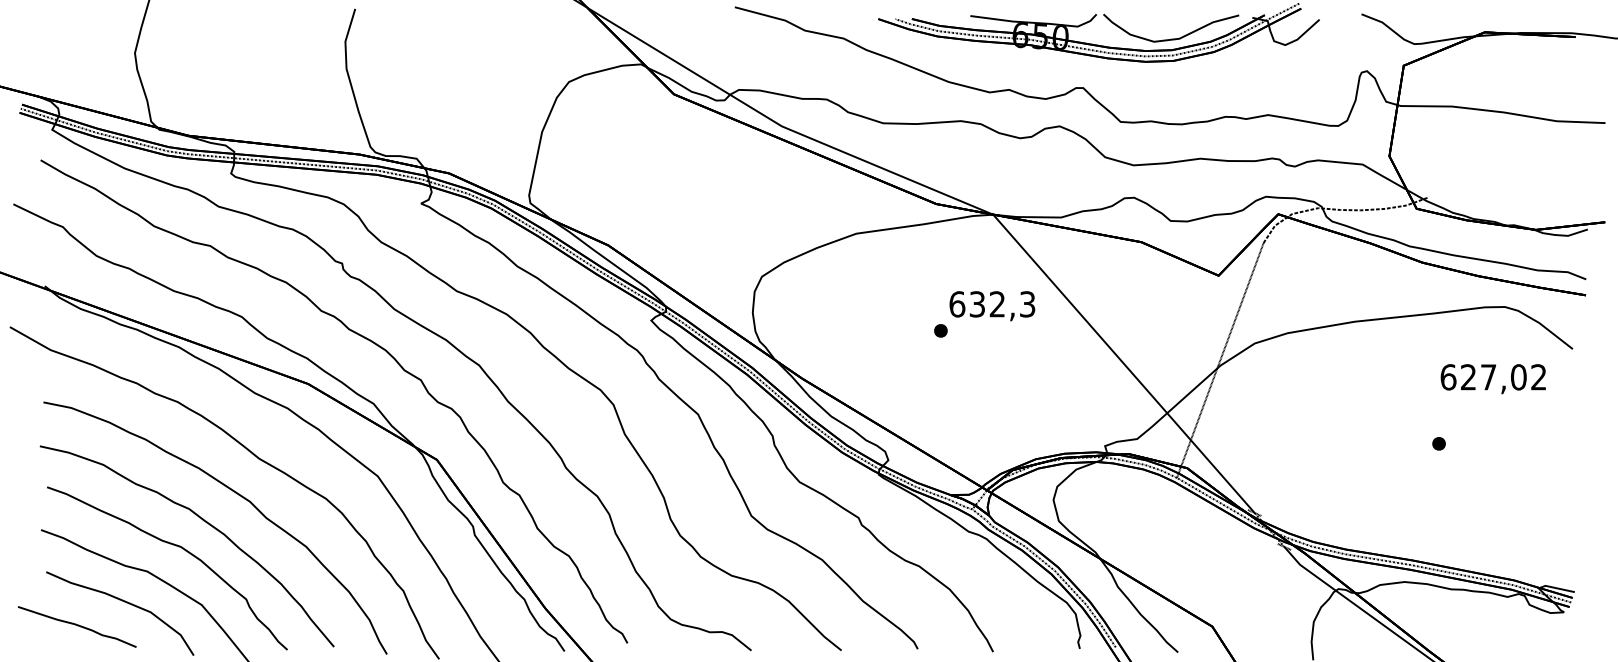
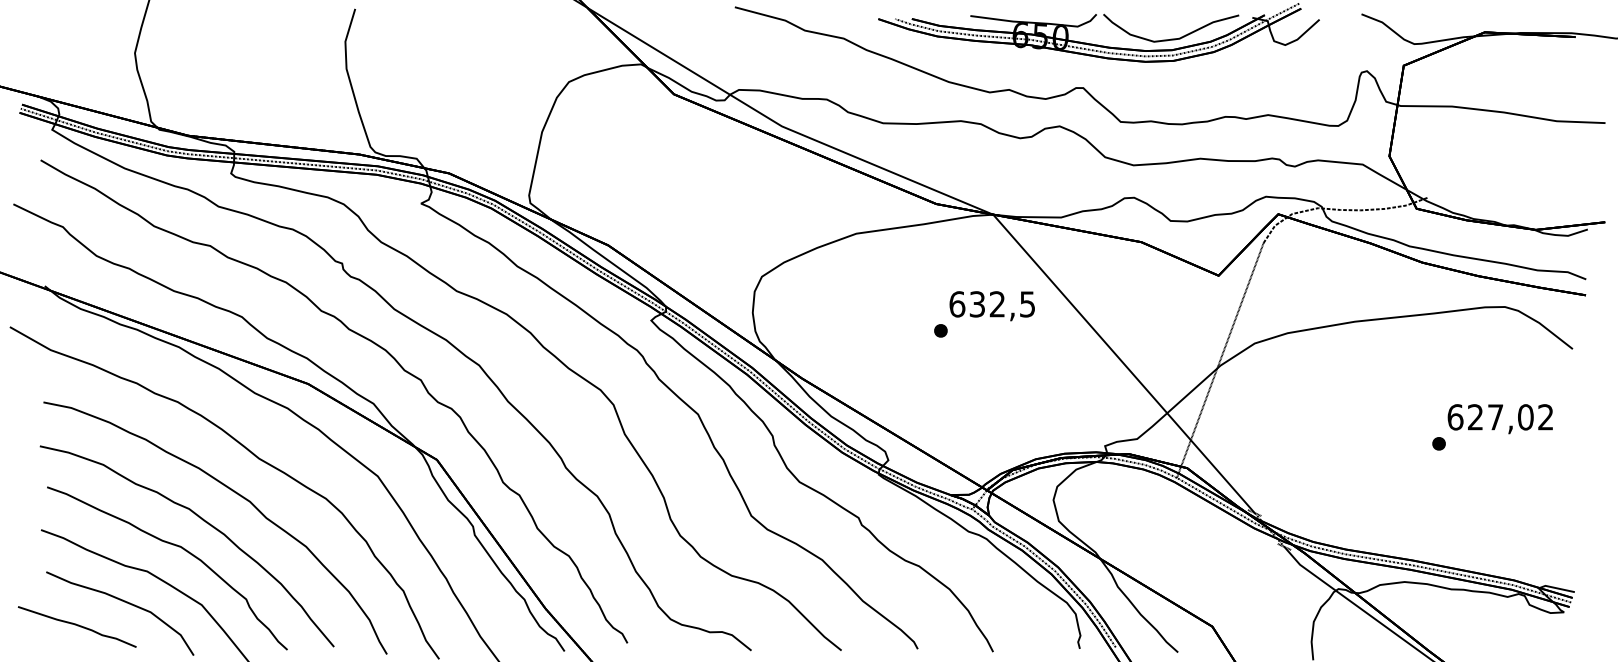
text: 632,3 -> 632,5 (1027, 303)
text position: (1492, 379) -> (1499, 419) (1499, 419)
